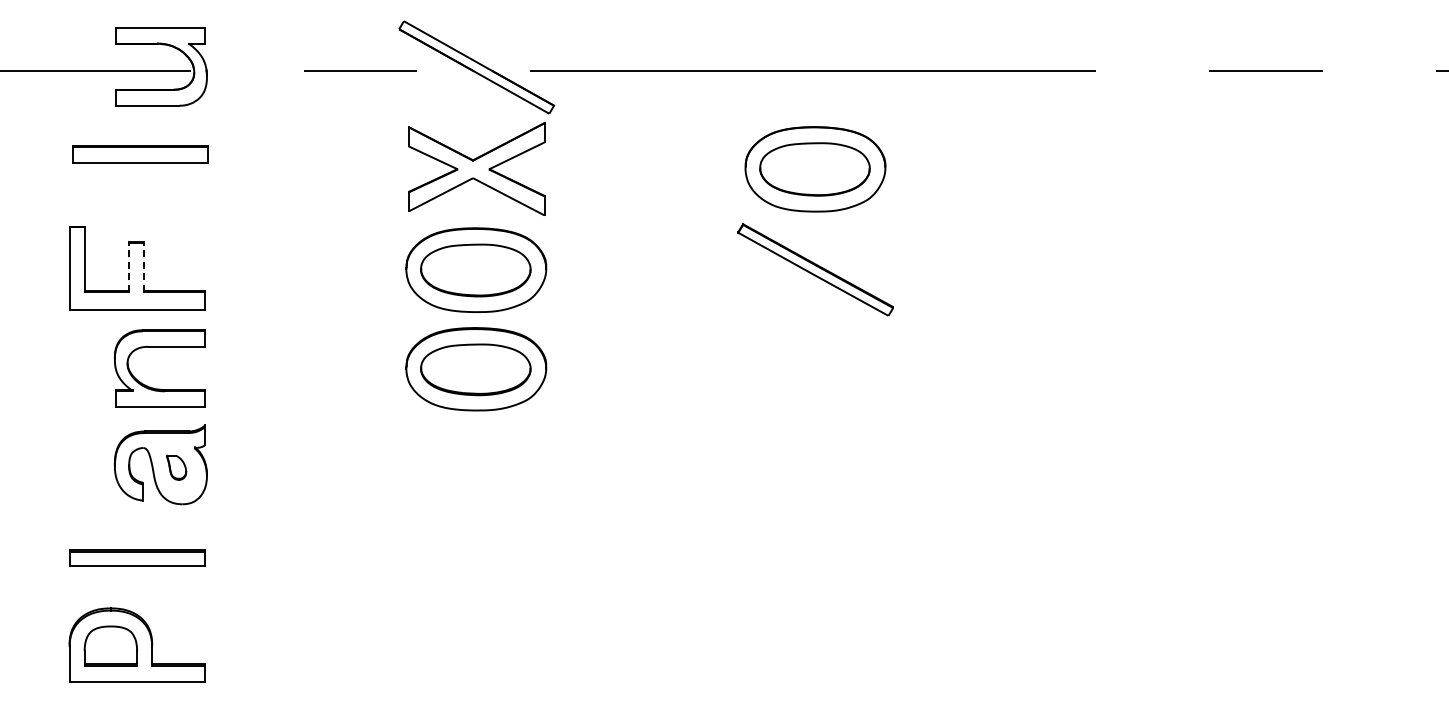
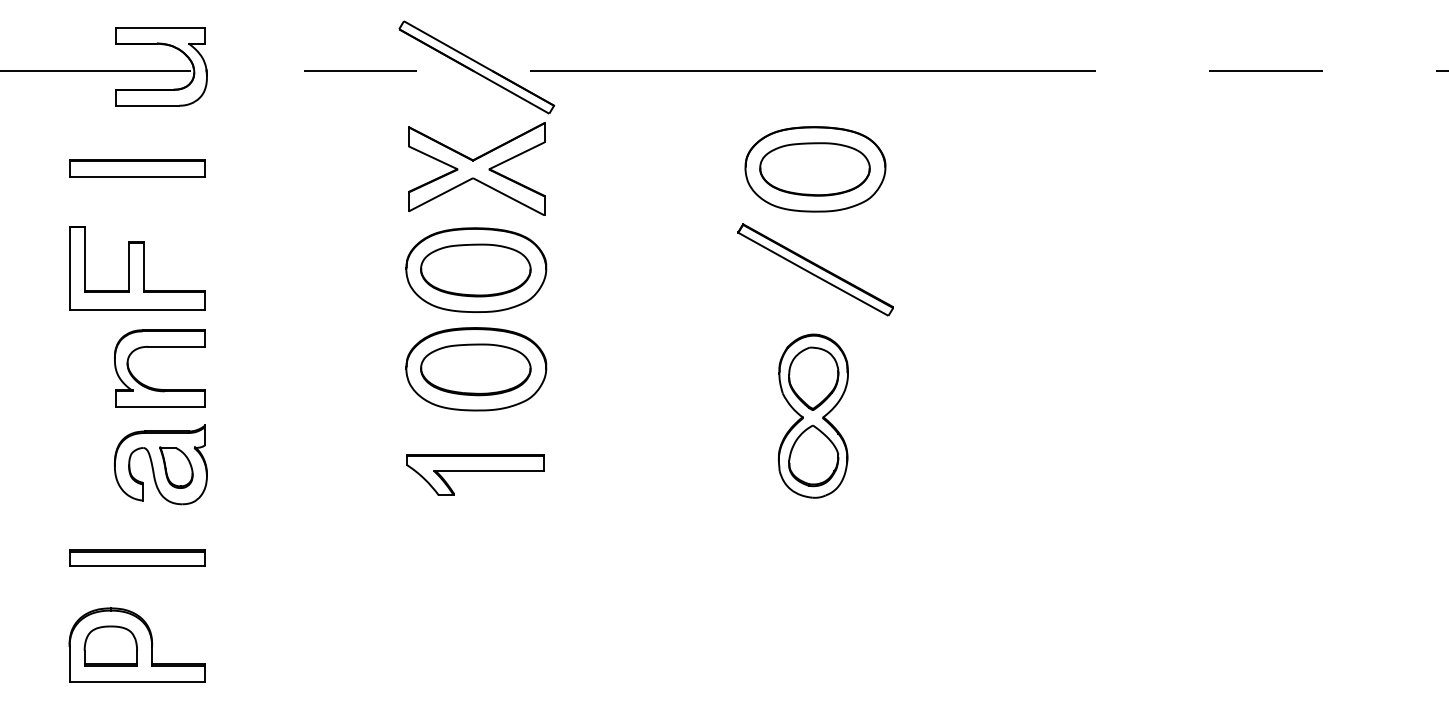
part position: (140, 154) -> (137, 168) (137, 168)
line: dashed -> solid (129, 266)
line: dashed -> solid (144, 266)
part: none -> present (812, 415)
part size: 22x27 px -> 35x43 px (176, 467)
part: none -> present (475, 474)
